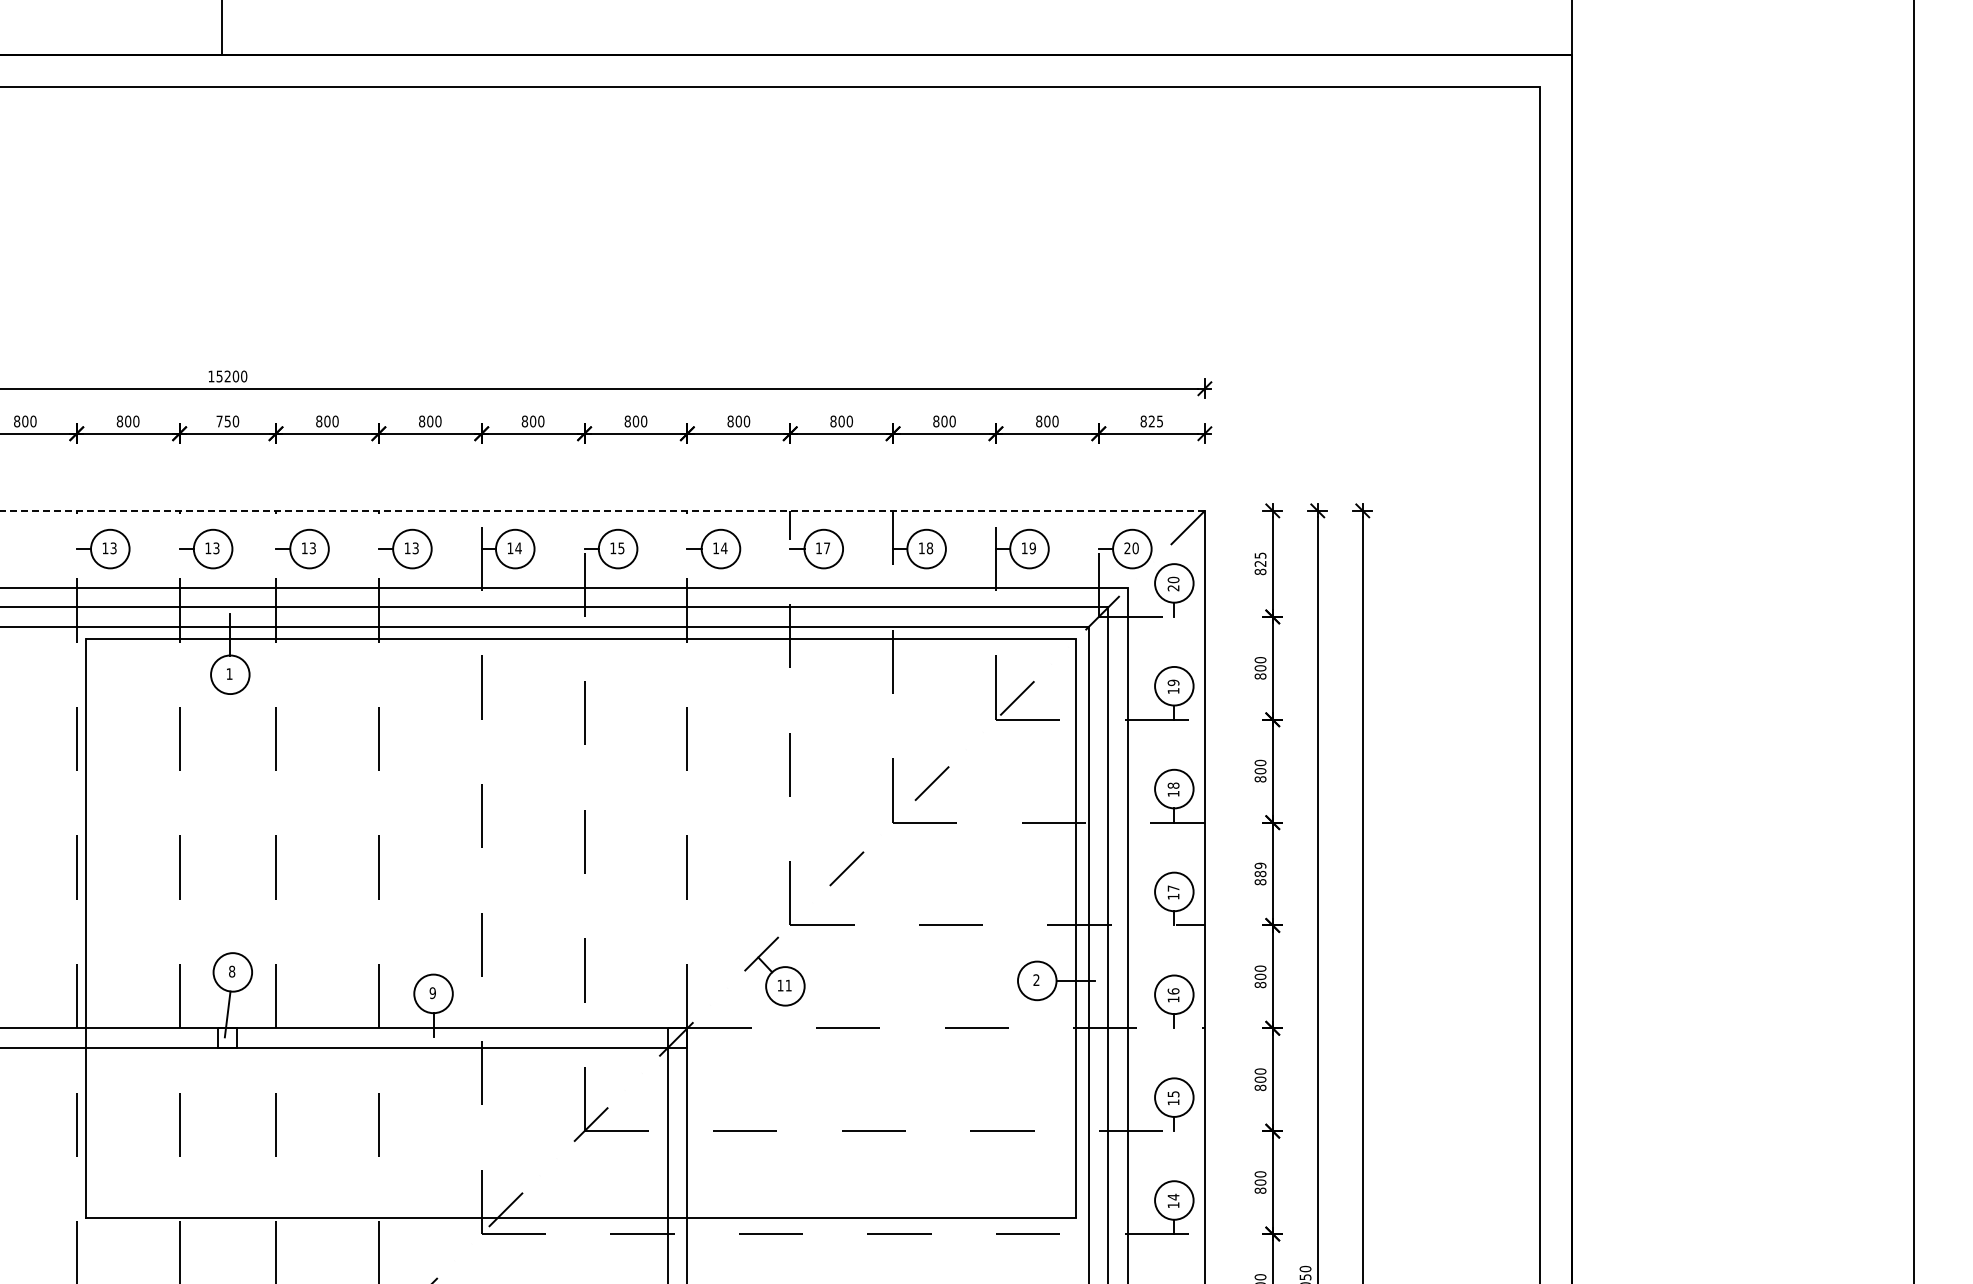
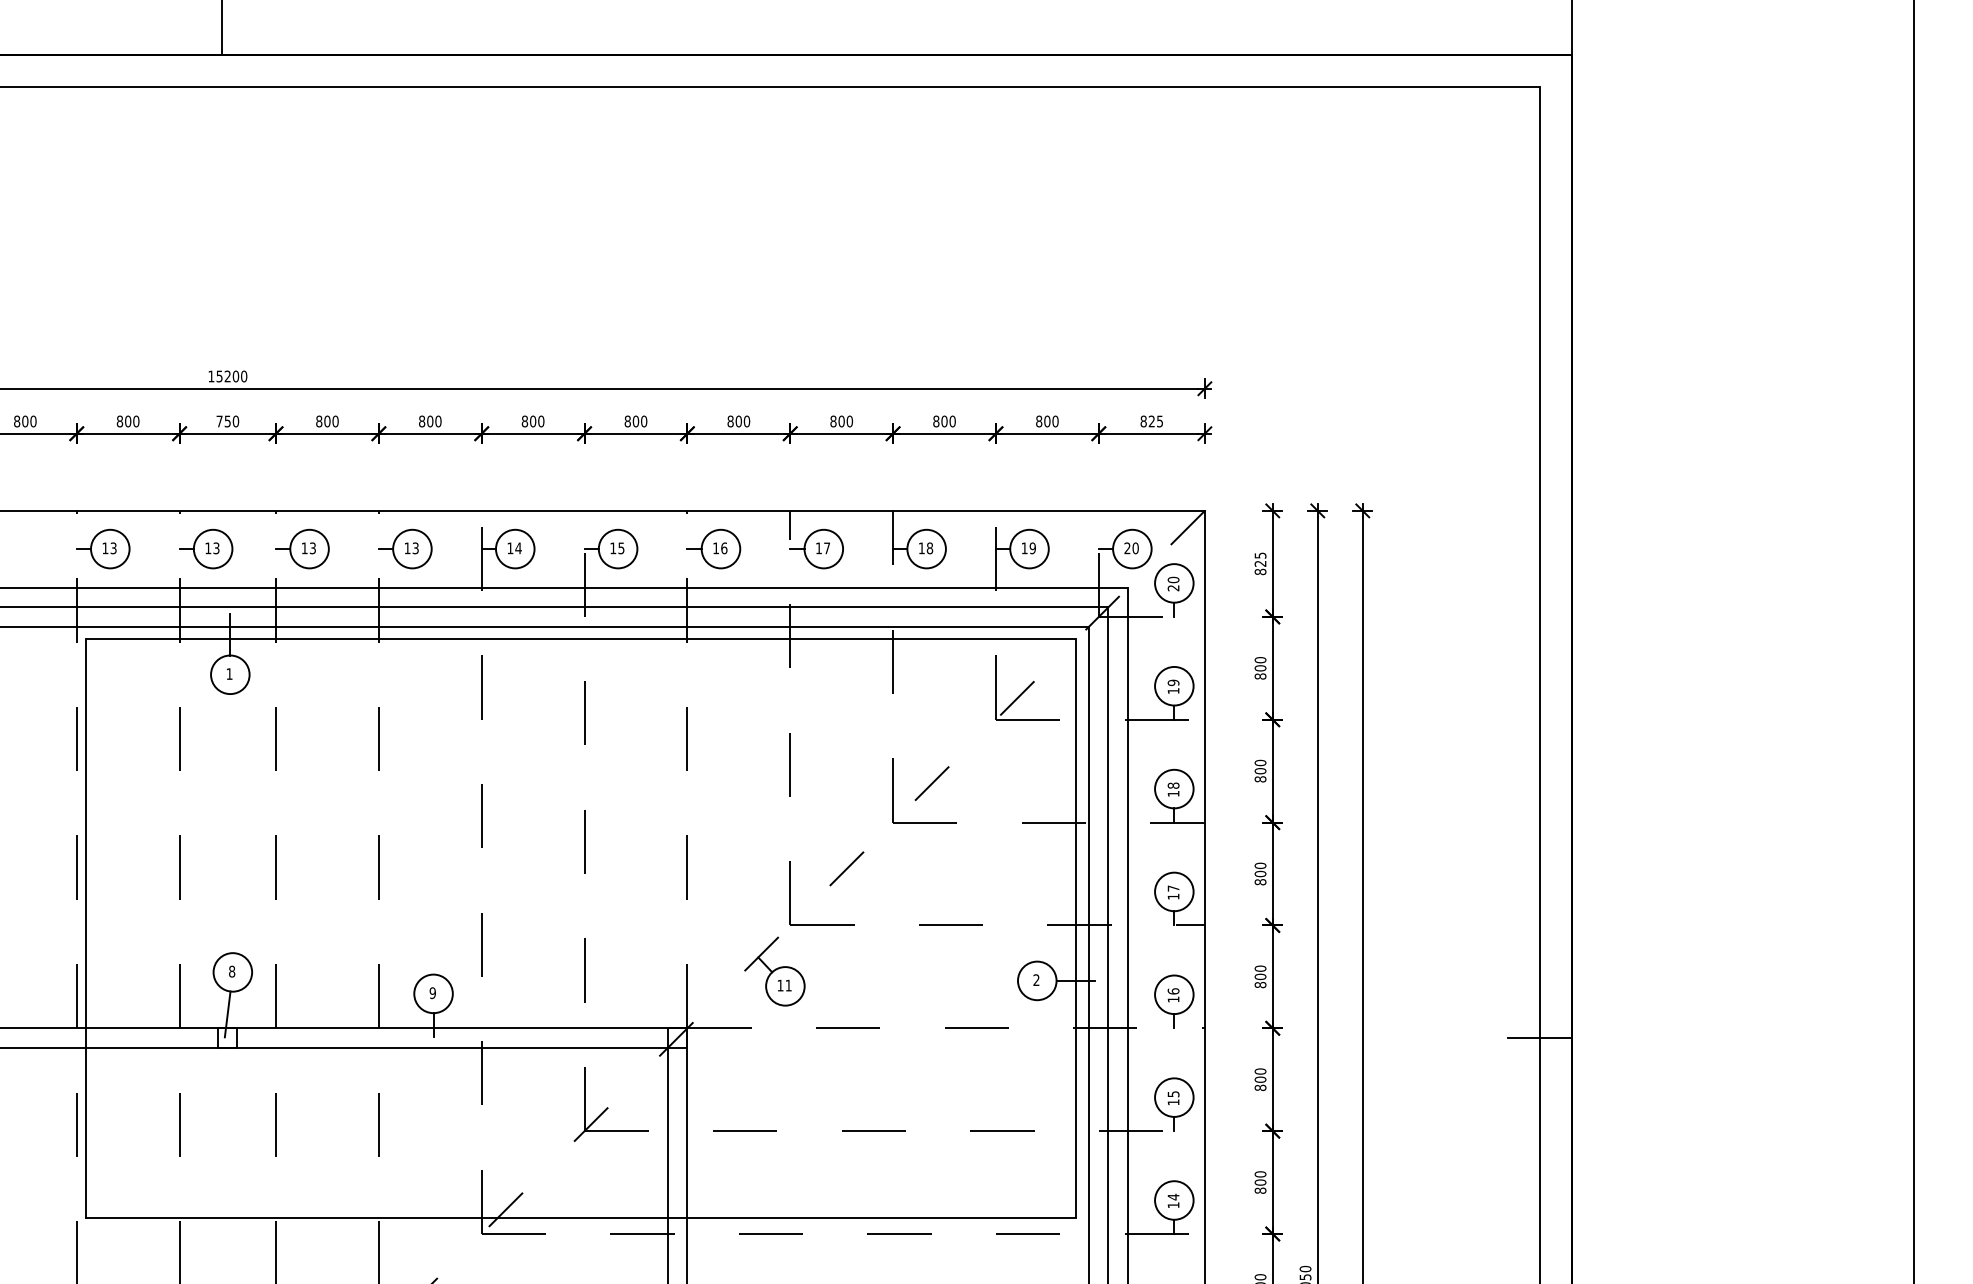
line: dashed -> solid (603, 510)
text: 14 -> 16 (723, 548)
text: 889 -> 800 (1260, 869)
line: none -> present (1539, 1037)
